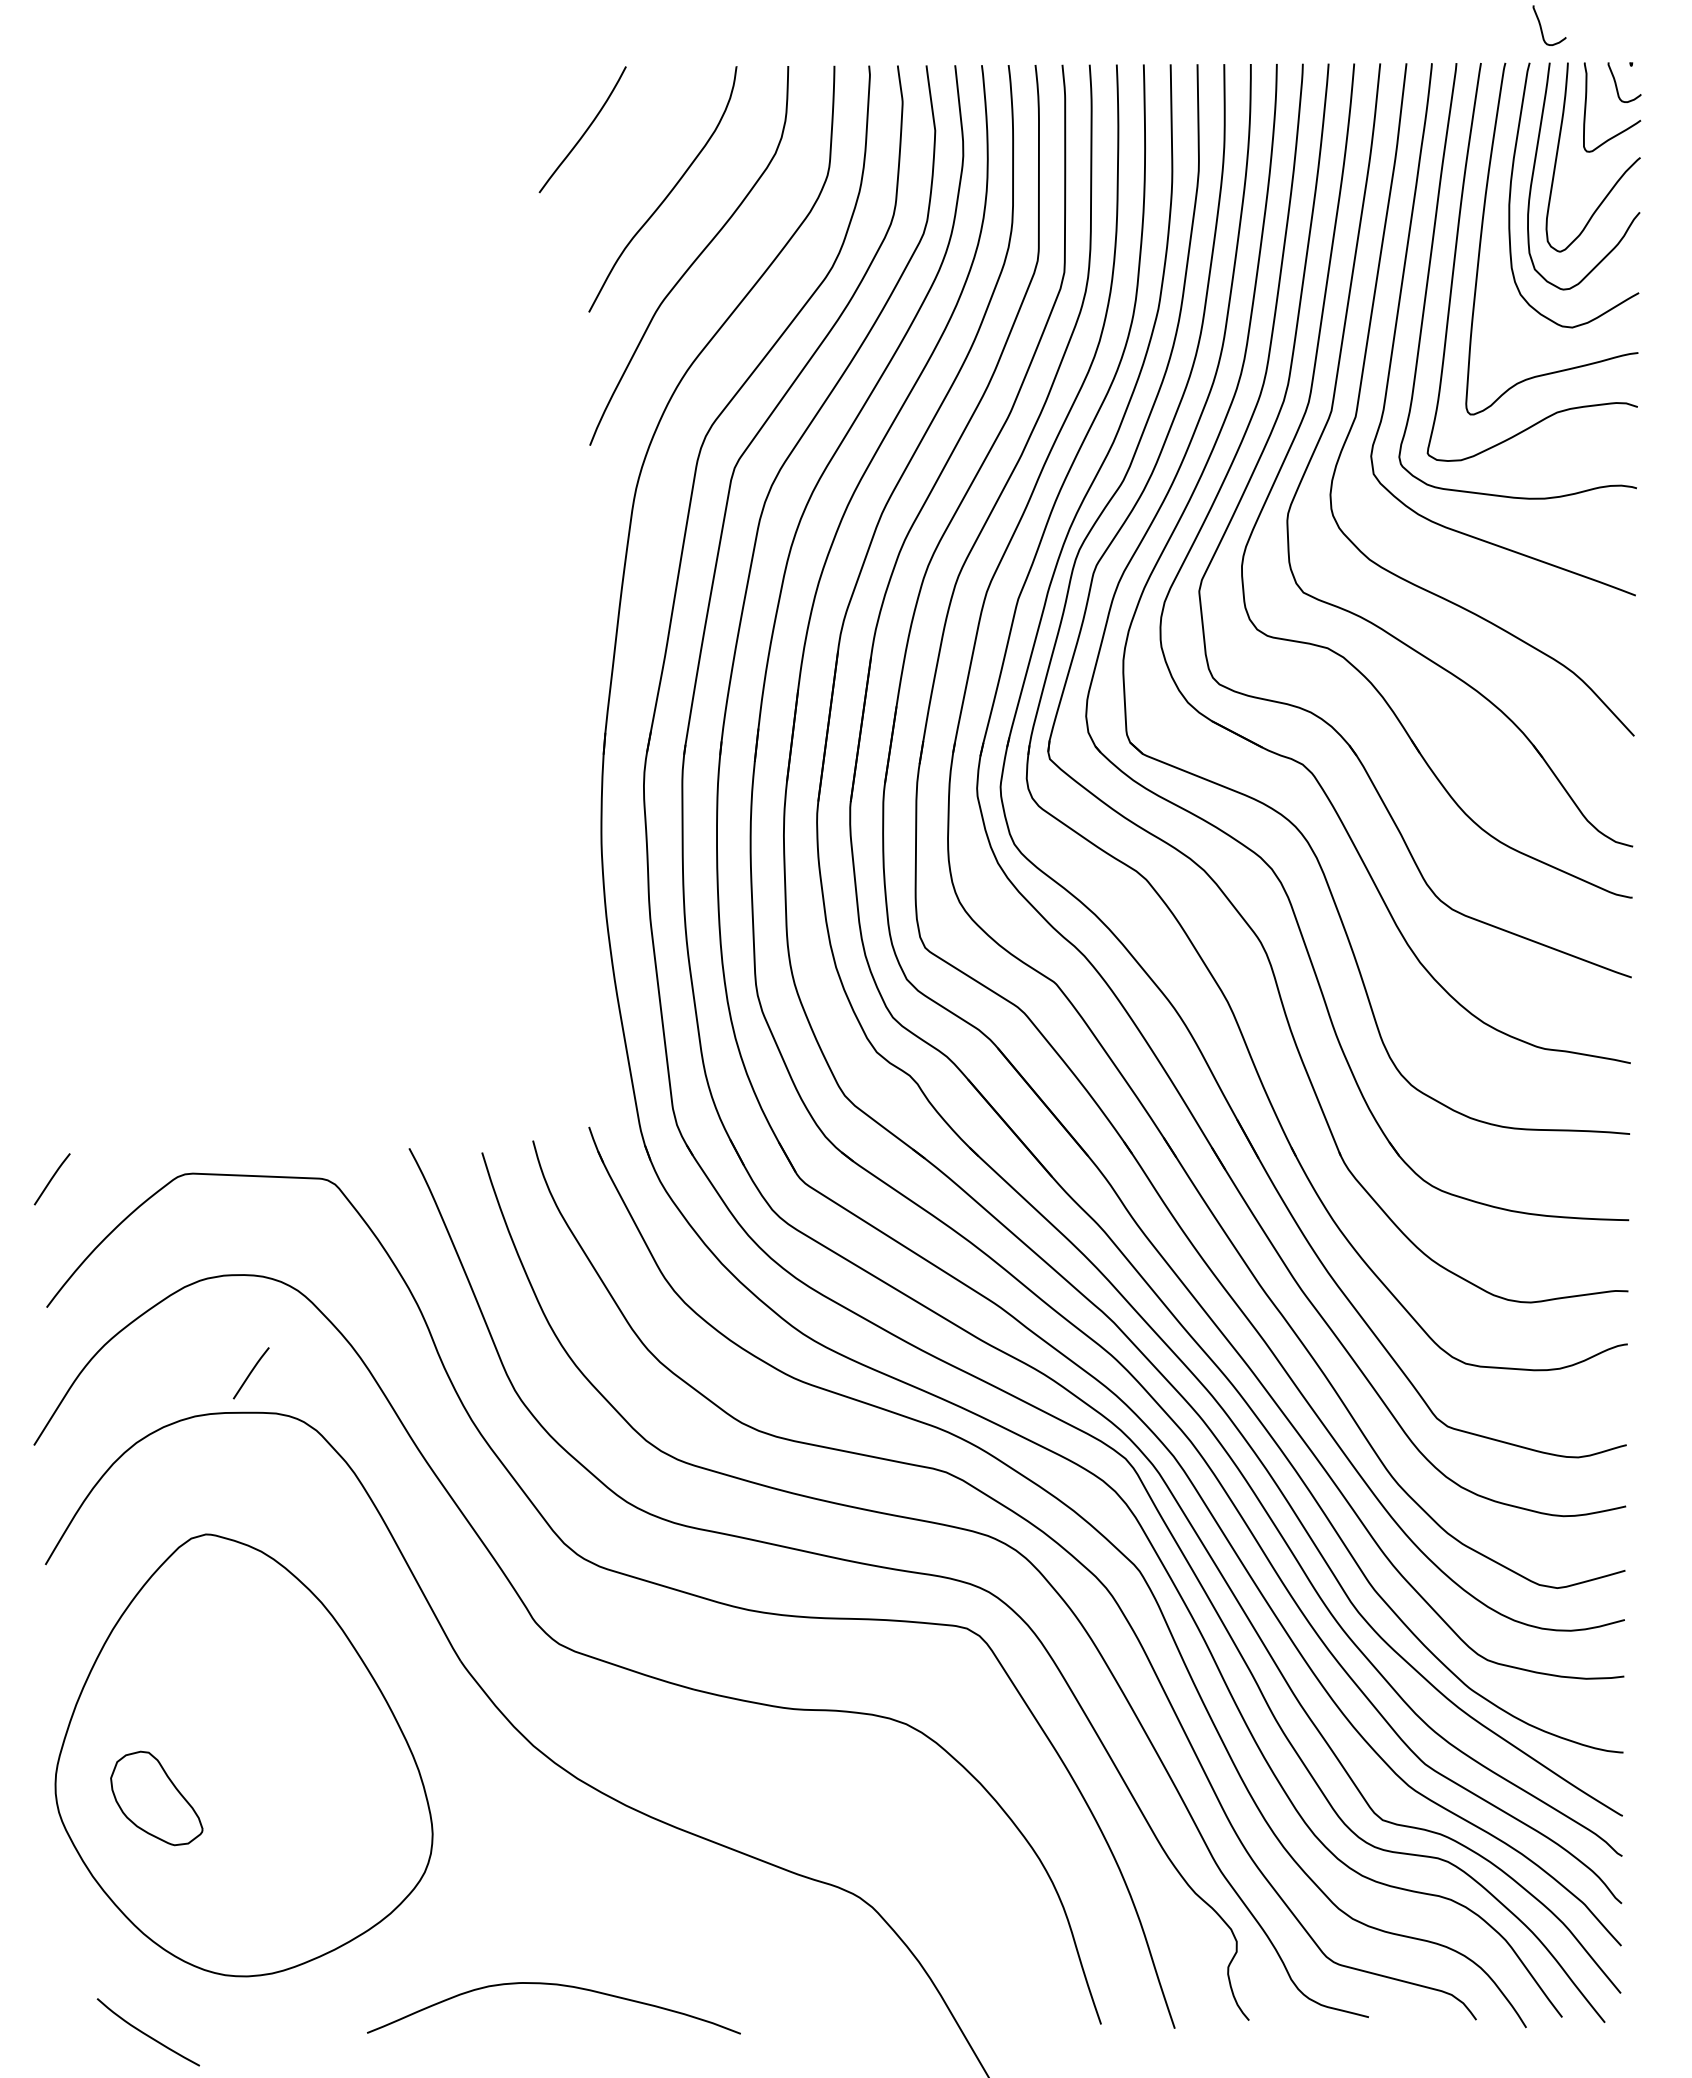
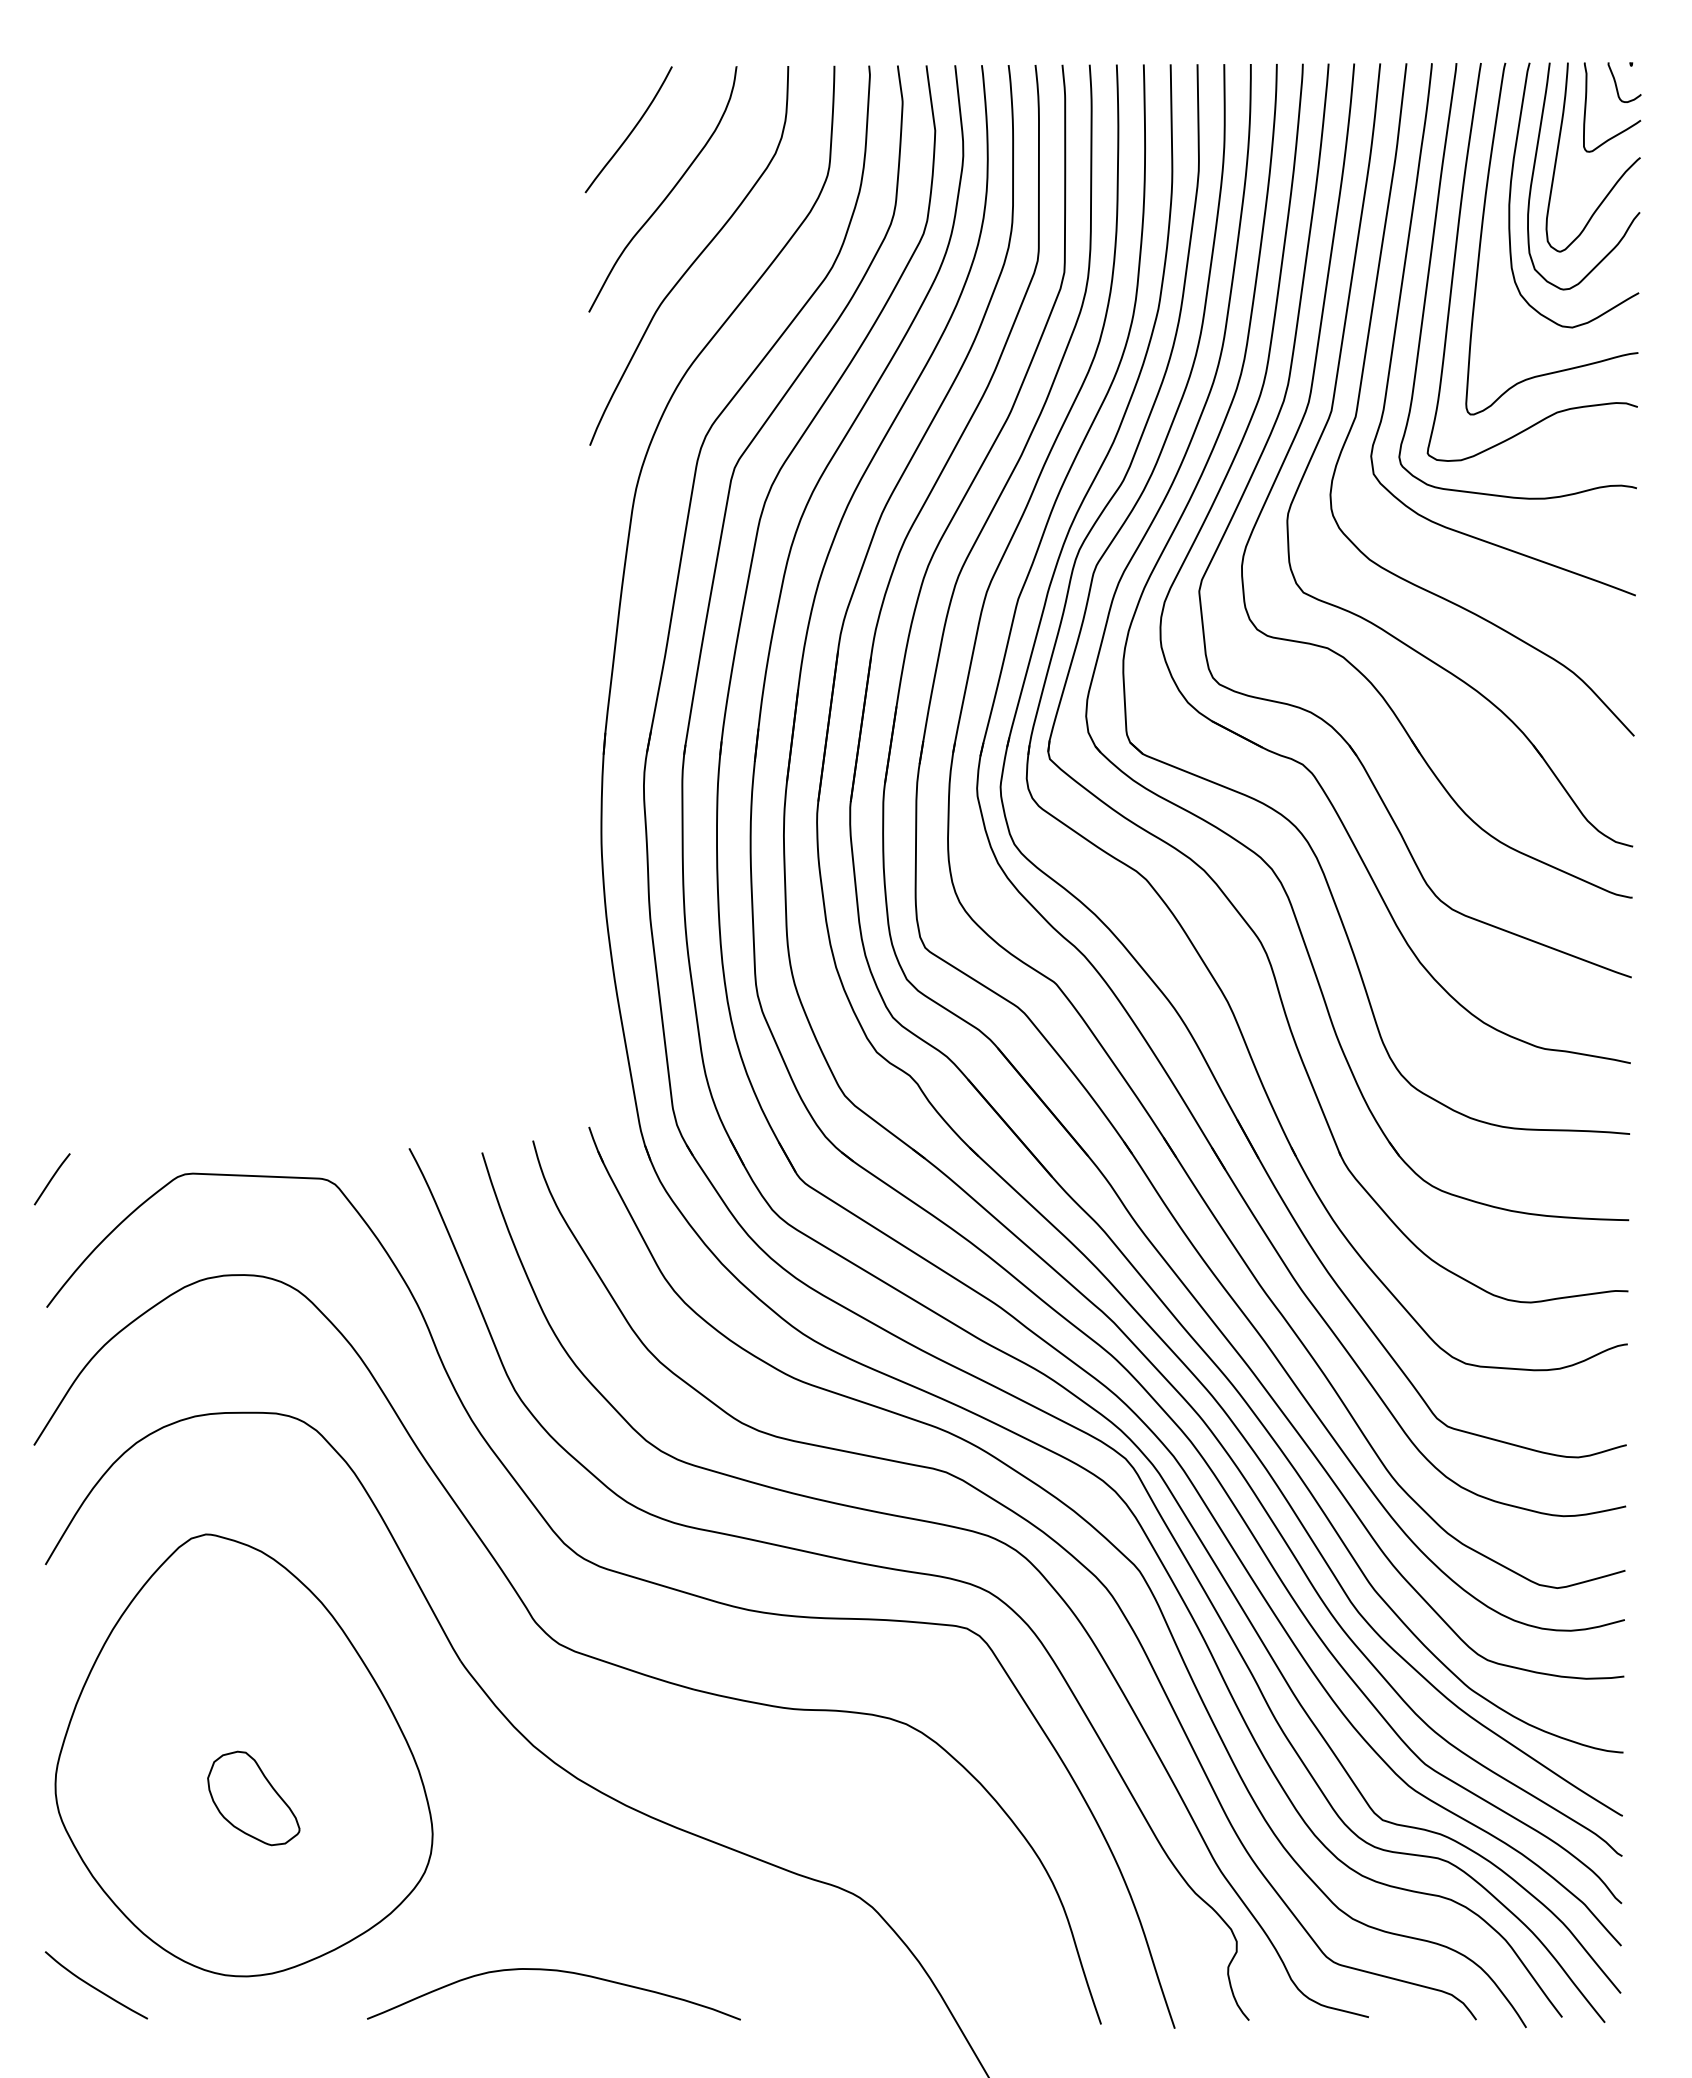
curve: present -> none (1541, 25)
curve position: (584, 131) -> (630, 131) (630, 131)
line: present -> none (250, 1373)
part position: (156, 1798) -> (253, 1798) (253, 1798)
curve position: (553, 1985) -> (553, 1971) (553, 1971)
curve position: (146, 2033) -> (94, 1986) (94, 1986)
